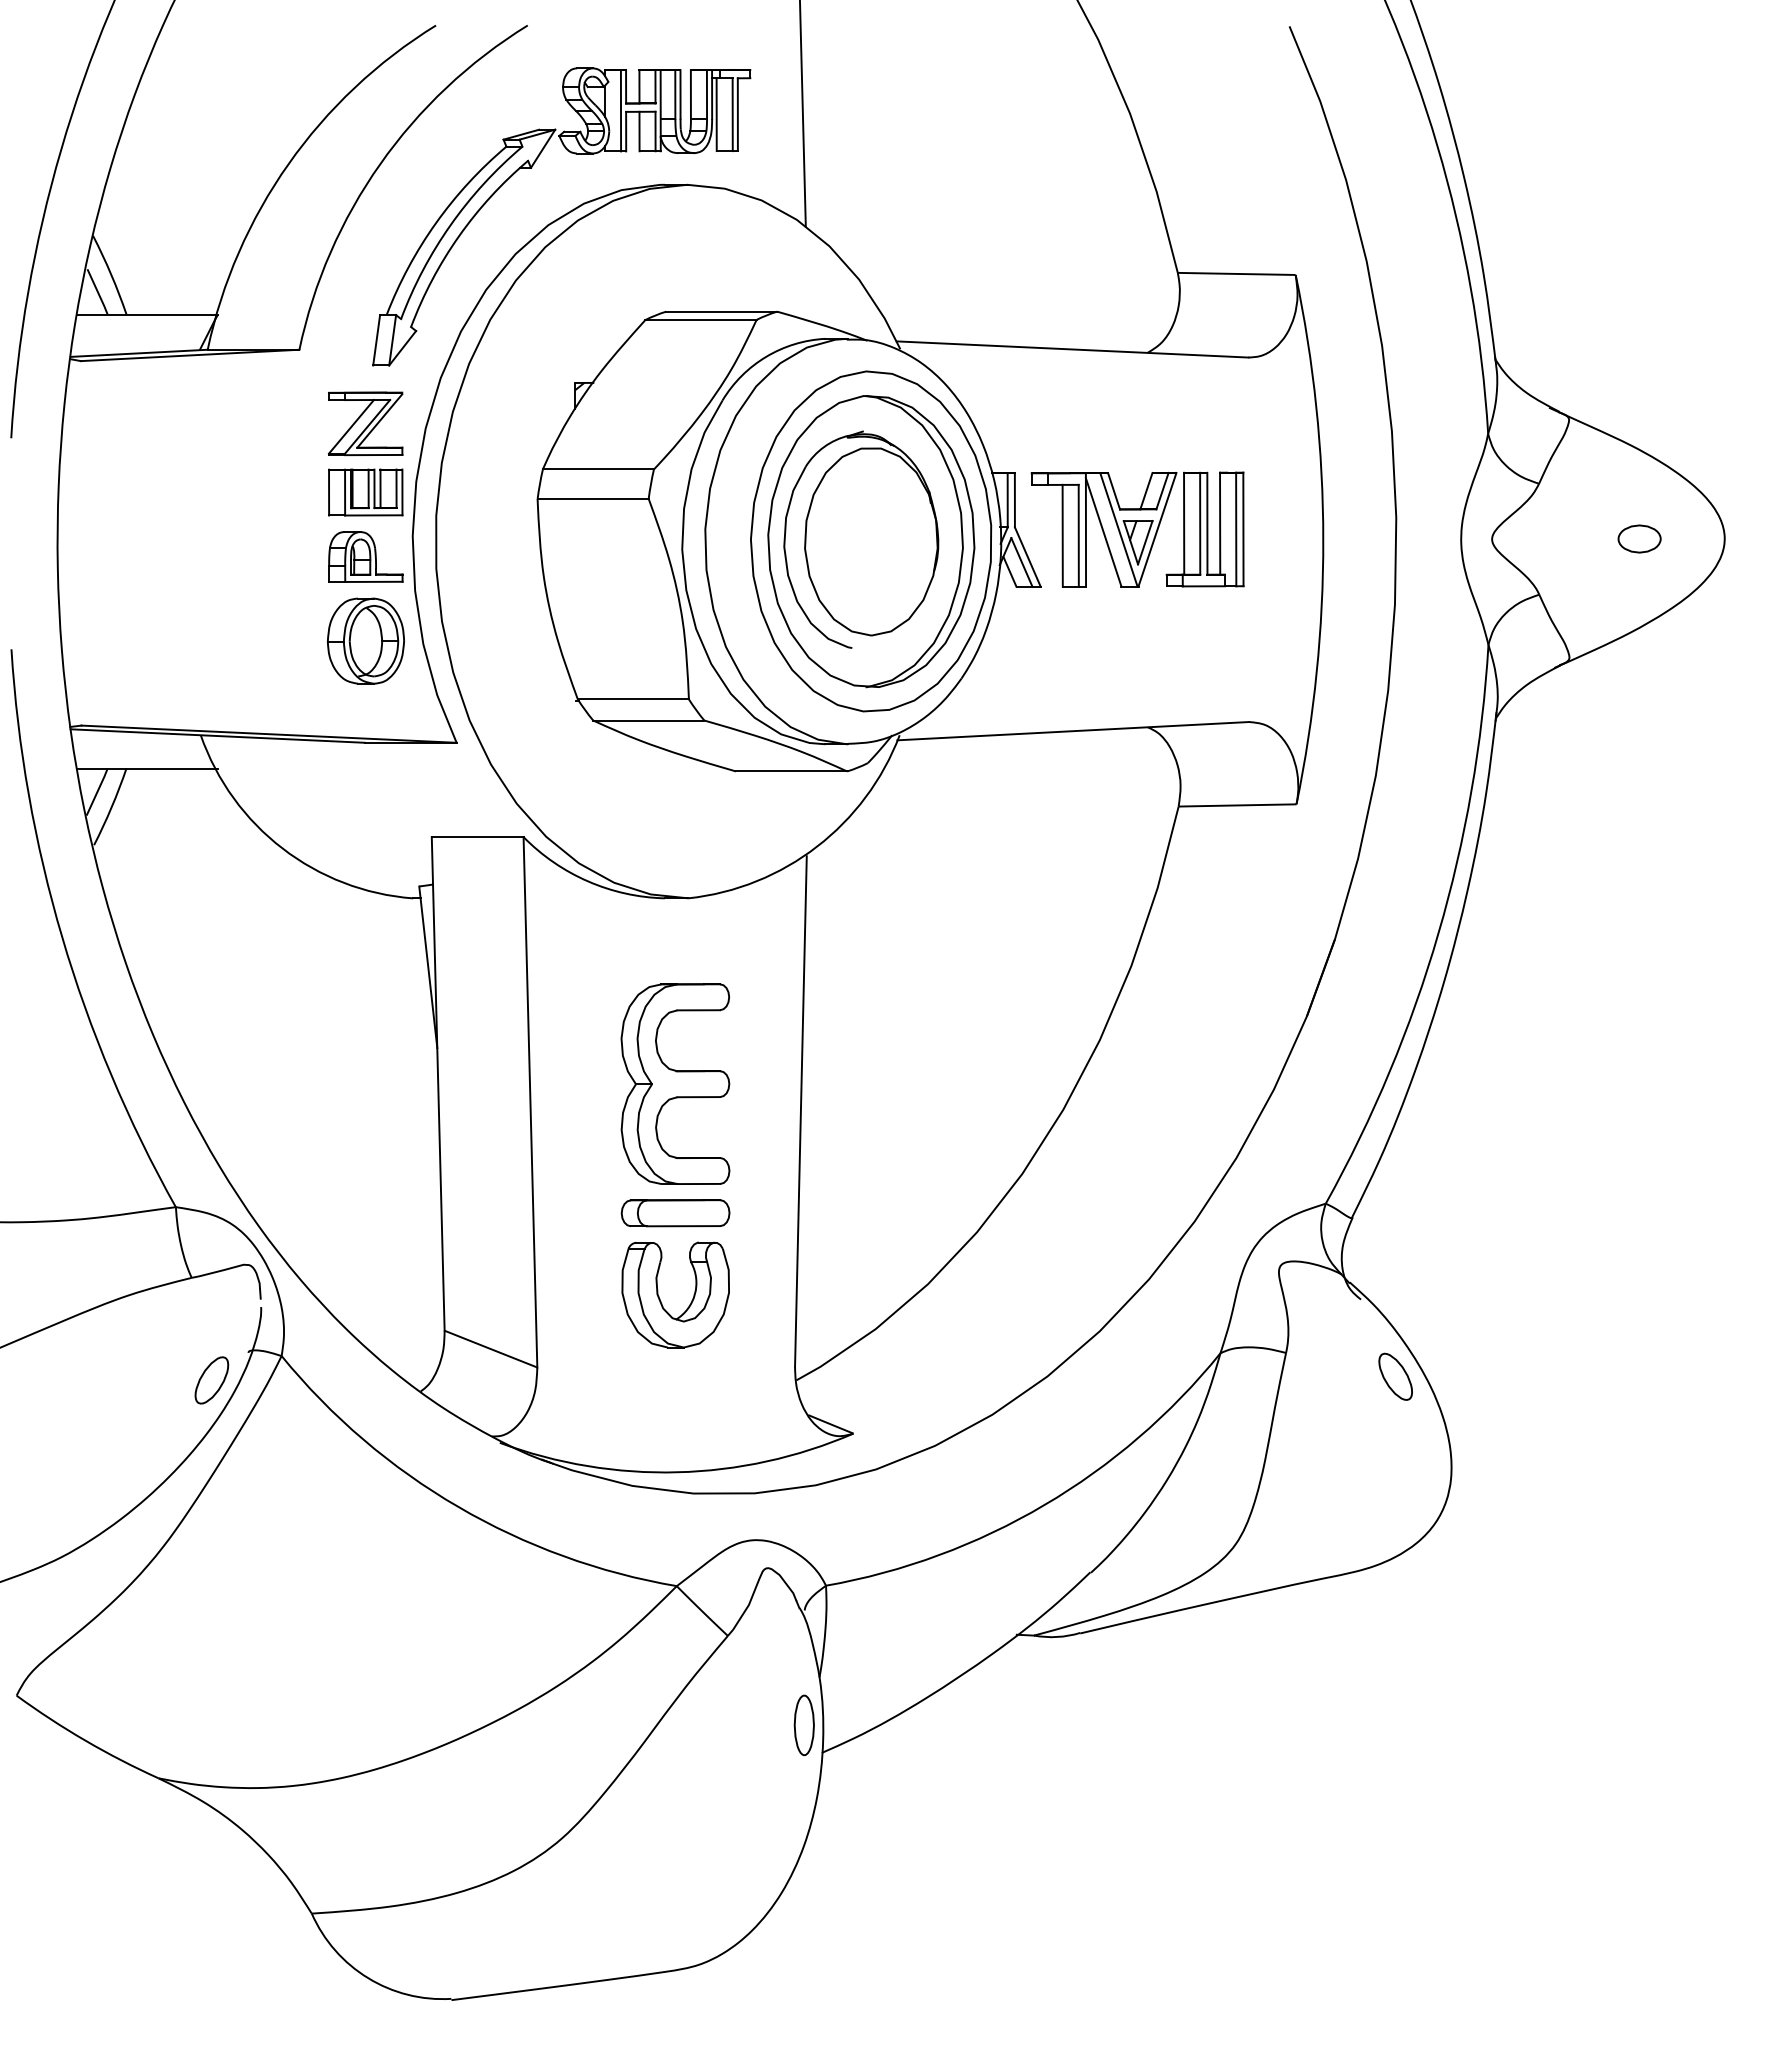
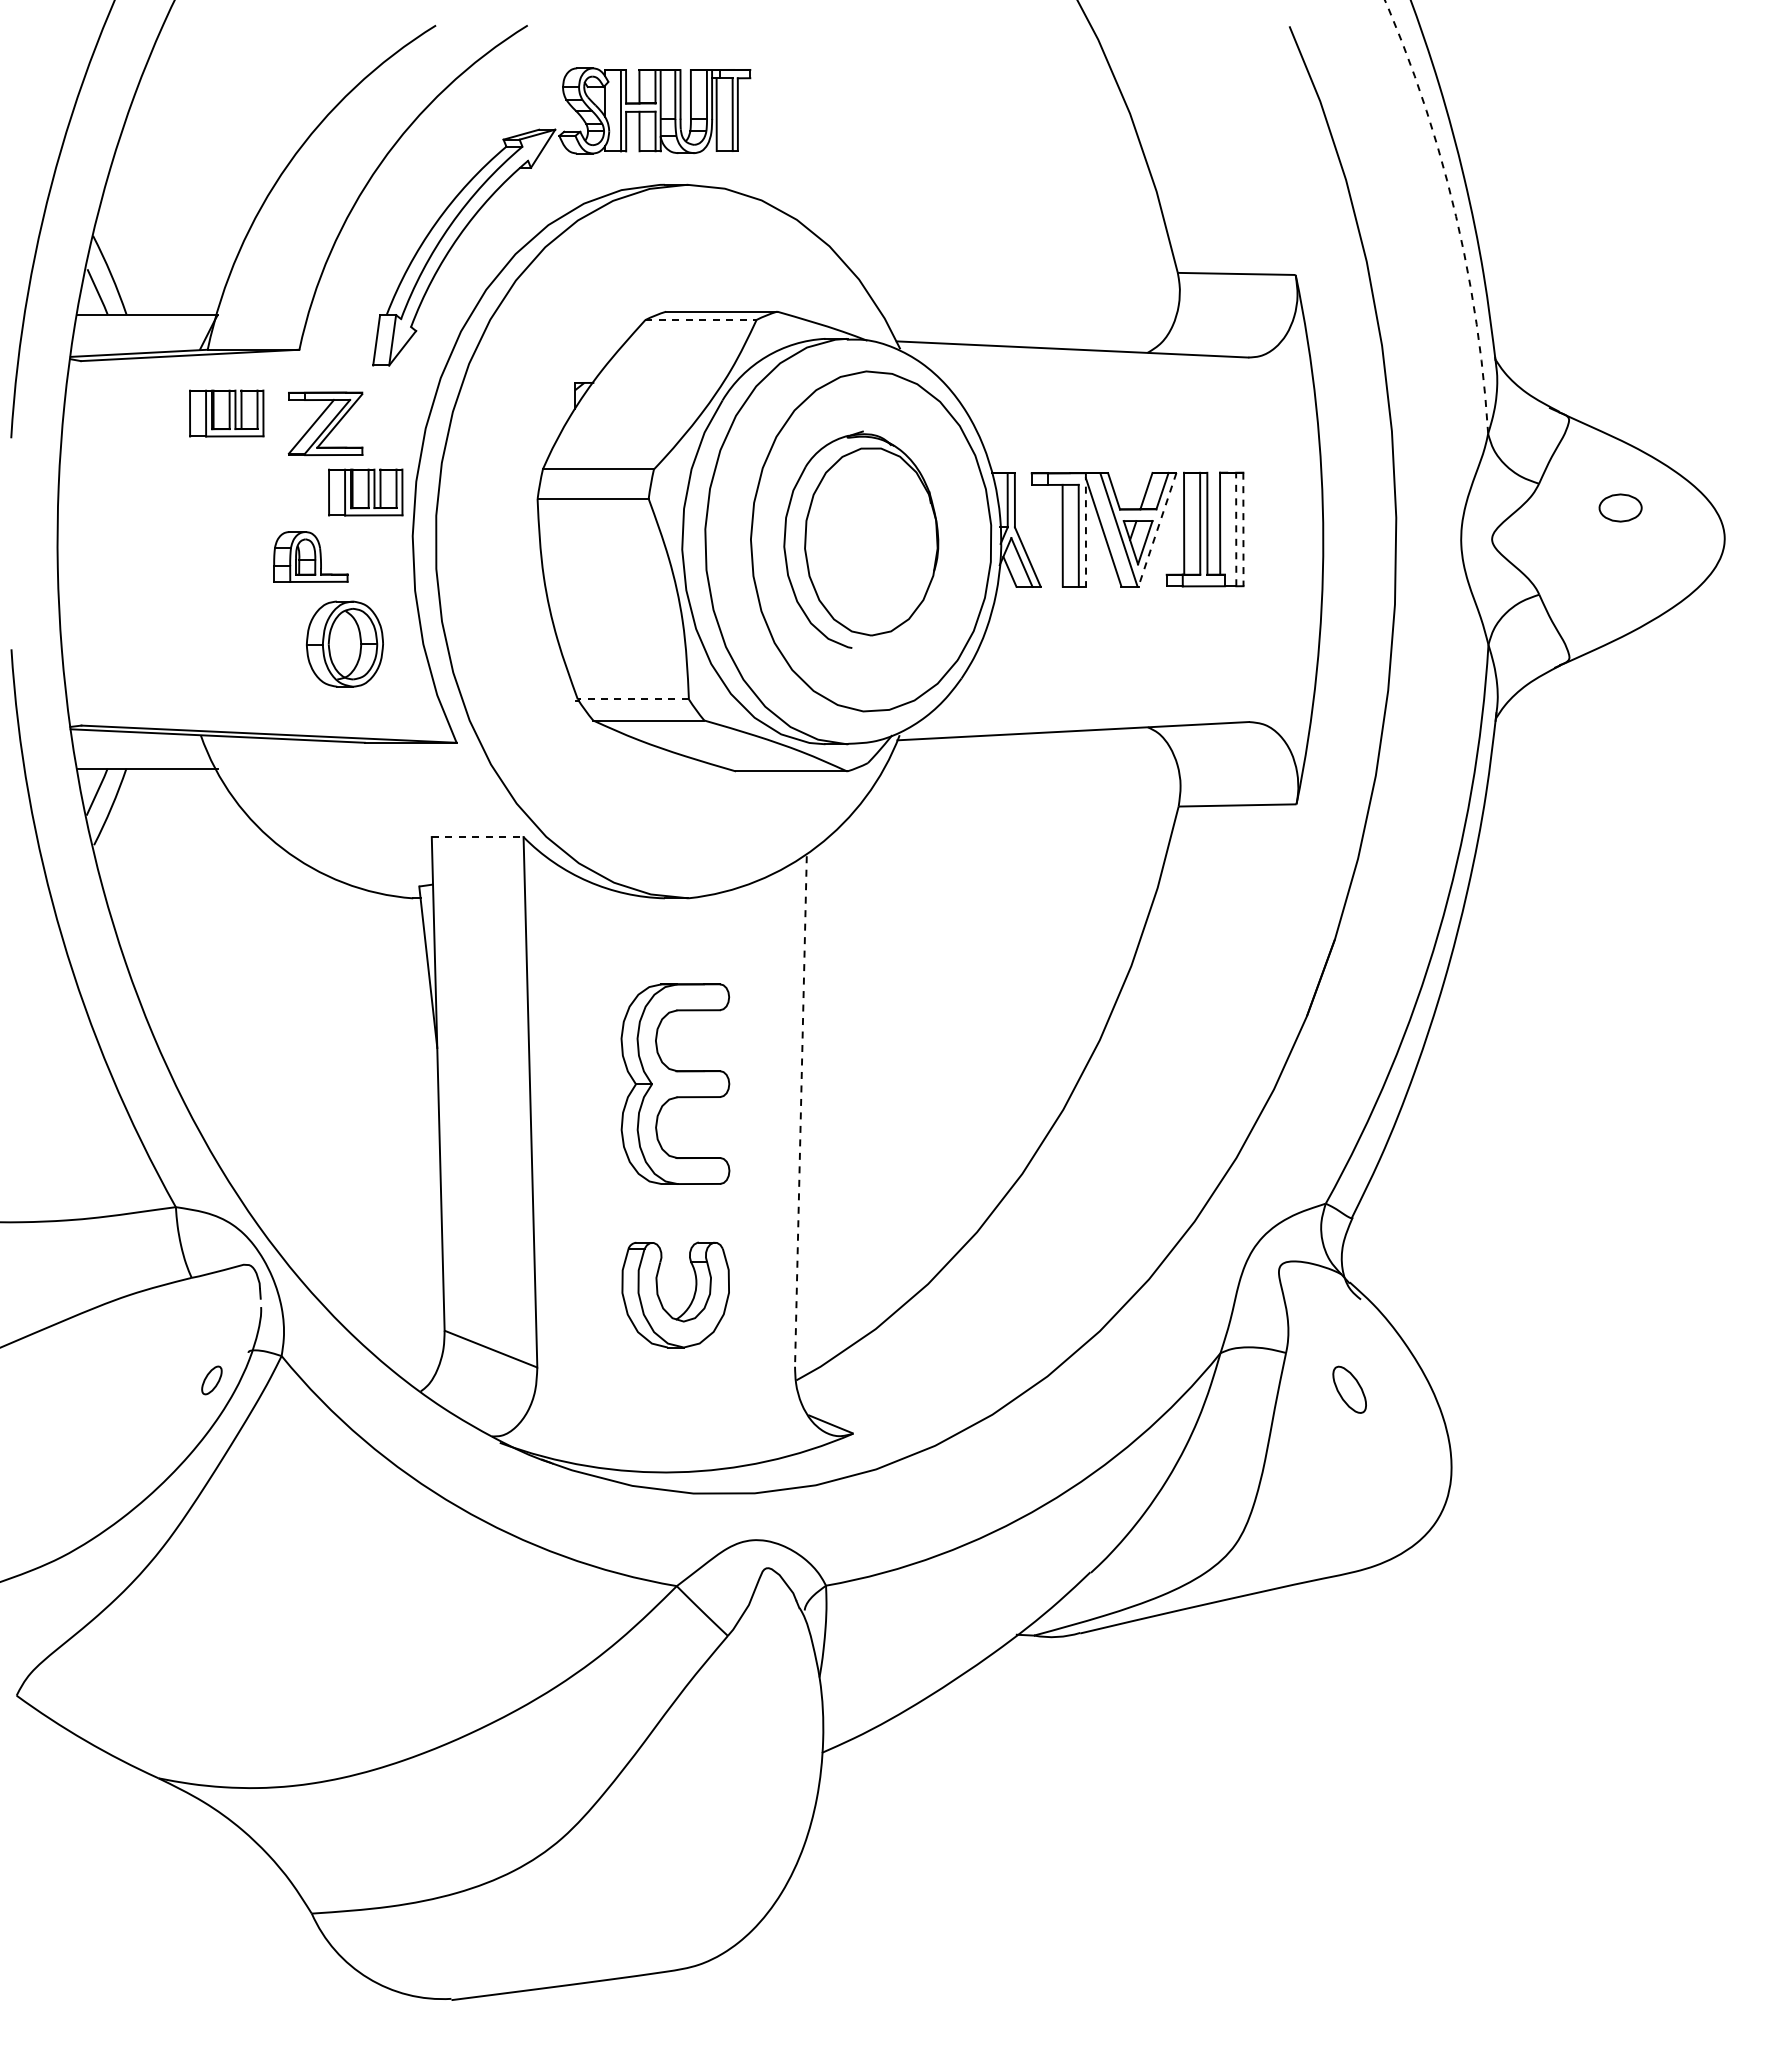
line: present -> none (802, 114)
arc: solid -> dashed (1455, 212)
line: solid -> dashed (701, 319)
part: none -> present (226, 413)
part position: (365, 423) -> (325, 423) (325, 423)
line: solid -> dashed (1085, 529)
line: solid -> dashed (1157, 529)
line: solid -> dashed (1236, 529)
line: solid -> dashed (1243, 529)
part position: (1639, 538) -> (1620, 507) (1620, 507)
part: present -> none (871, 541)
part position: (365, 556) -> (310, 556) (310, 556)
part position: (365, 640) -> (344, 643) (344, 643)
line: solid -> dashed (633, 699)
line: solid -> dashed (477, 837)
line: solid -> dashed (800, 1111)
part: present -> none (675, 1213)
part position: (1395, 1376) -> (1349, 1389) (1349, 1389)
part size: 36x49 px -> 22x31 px (211, 1380)
part: present -> none (803, 1725)
